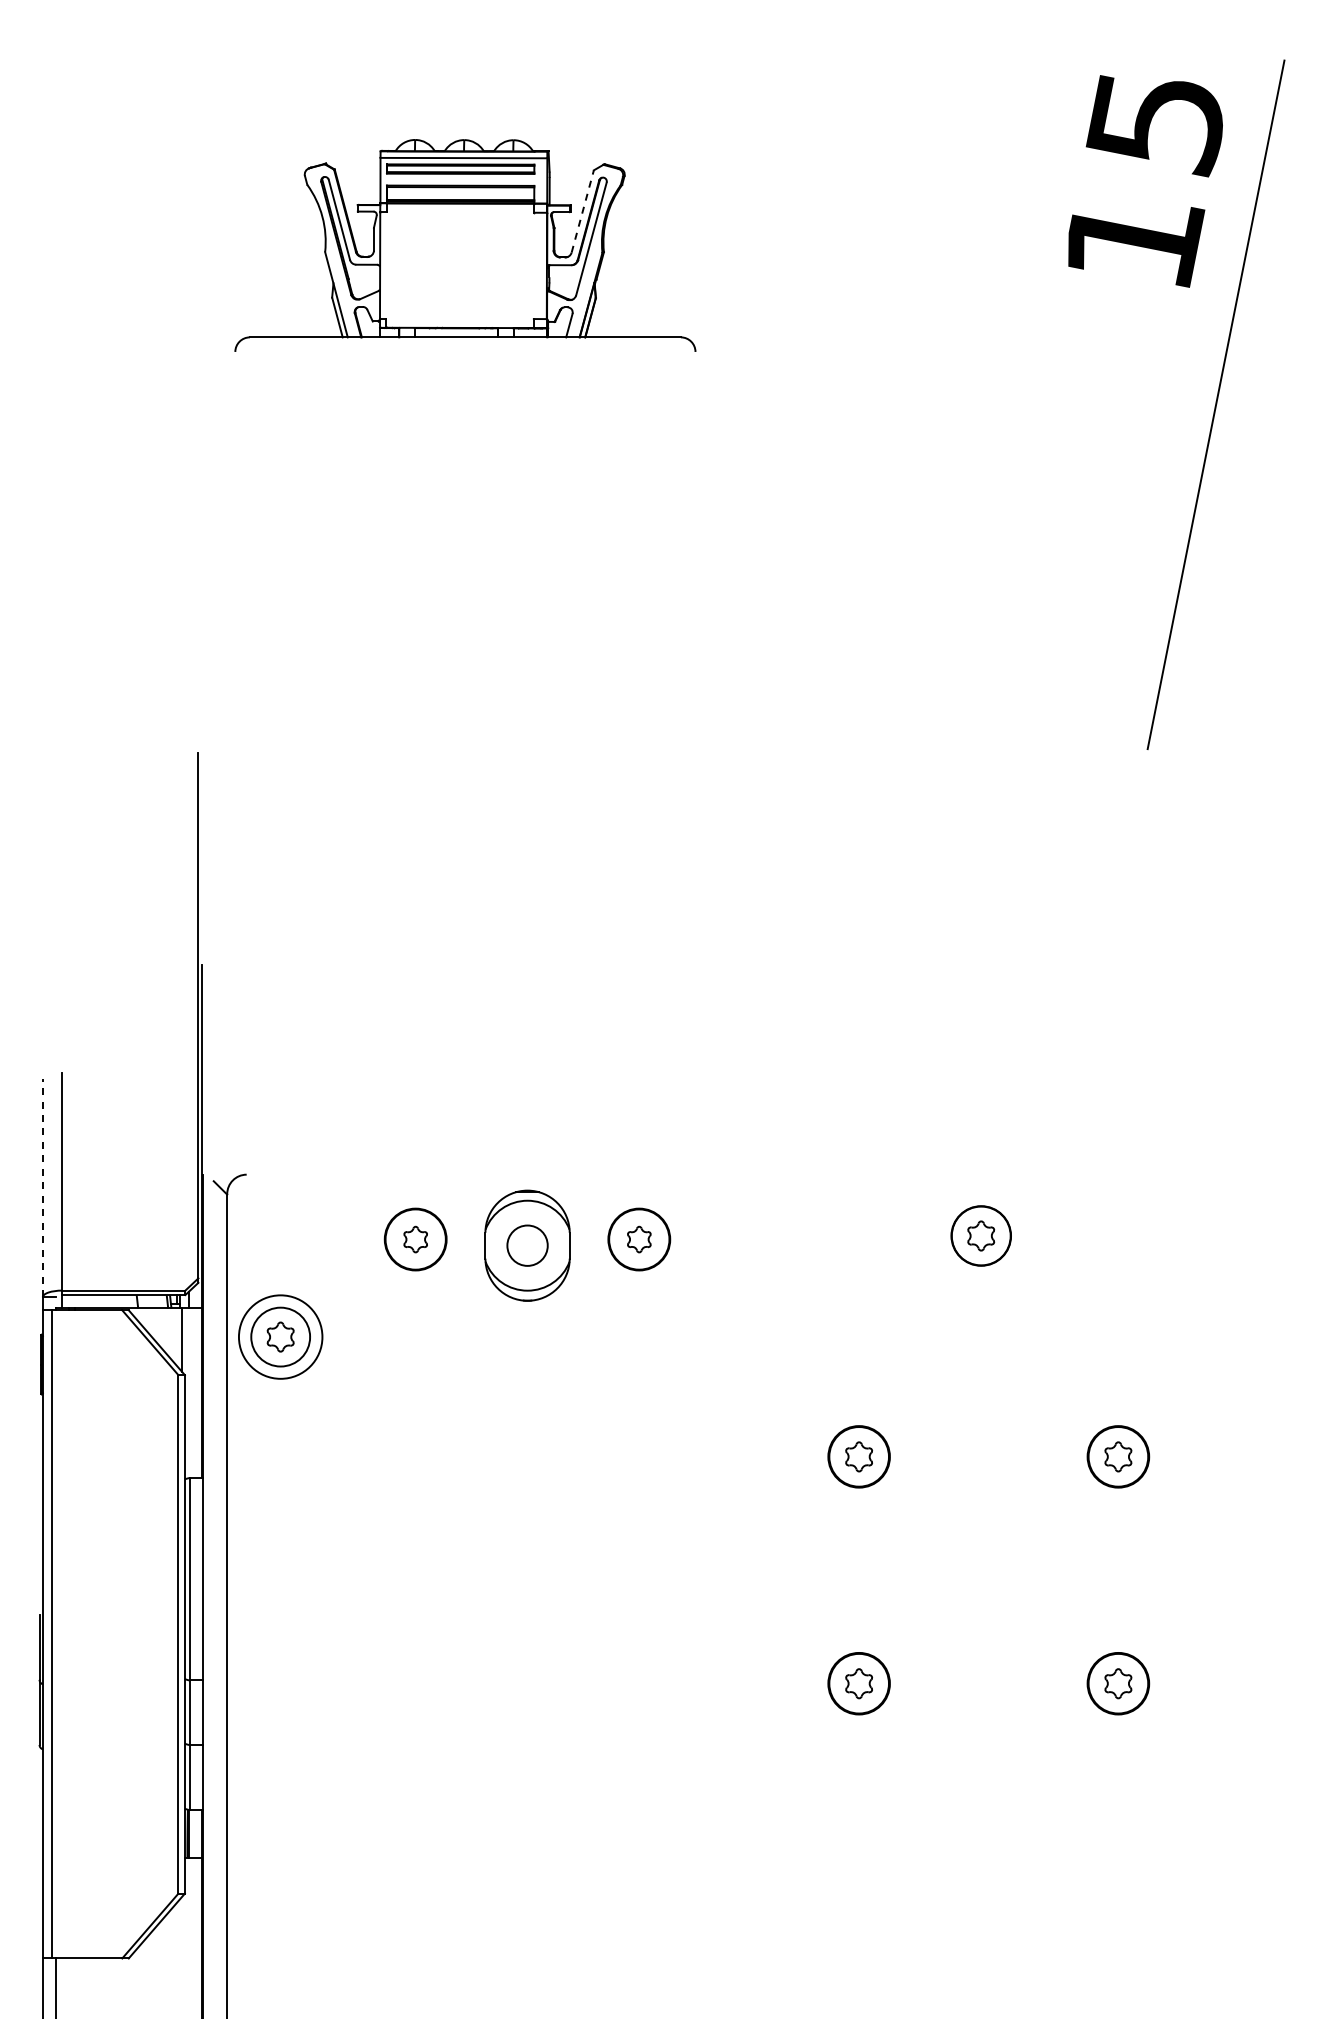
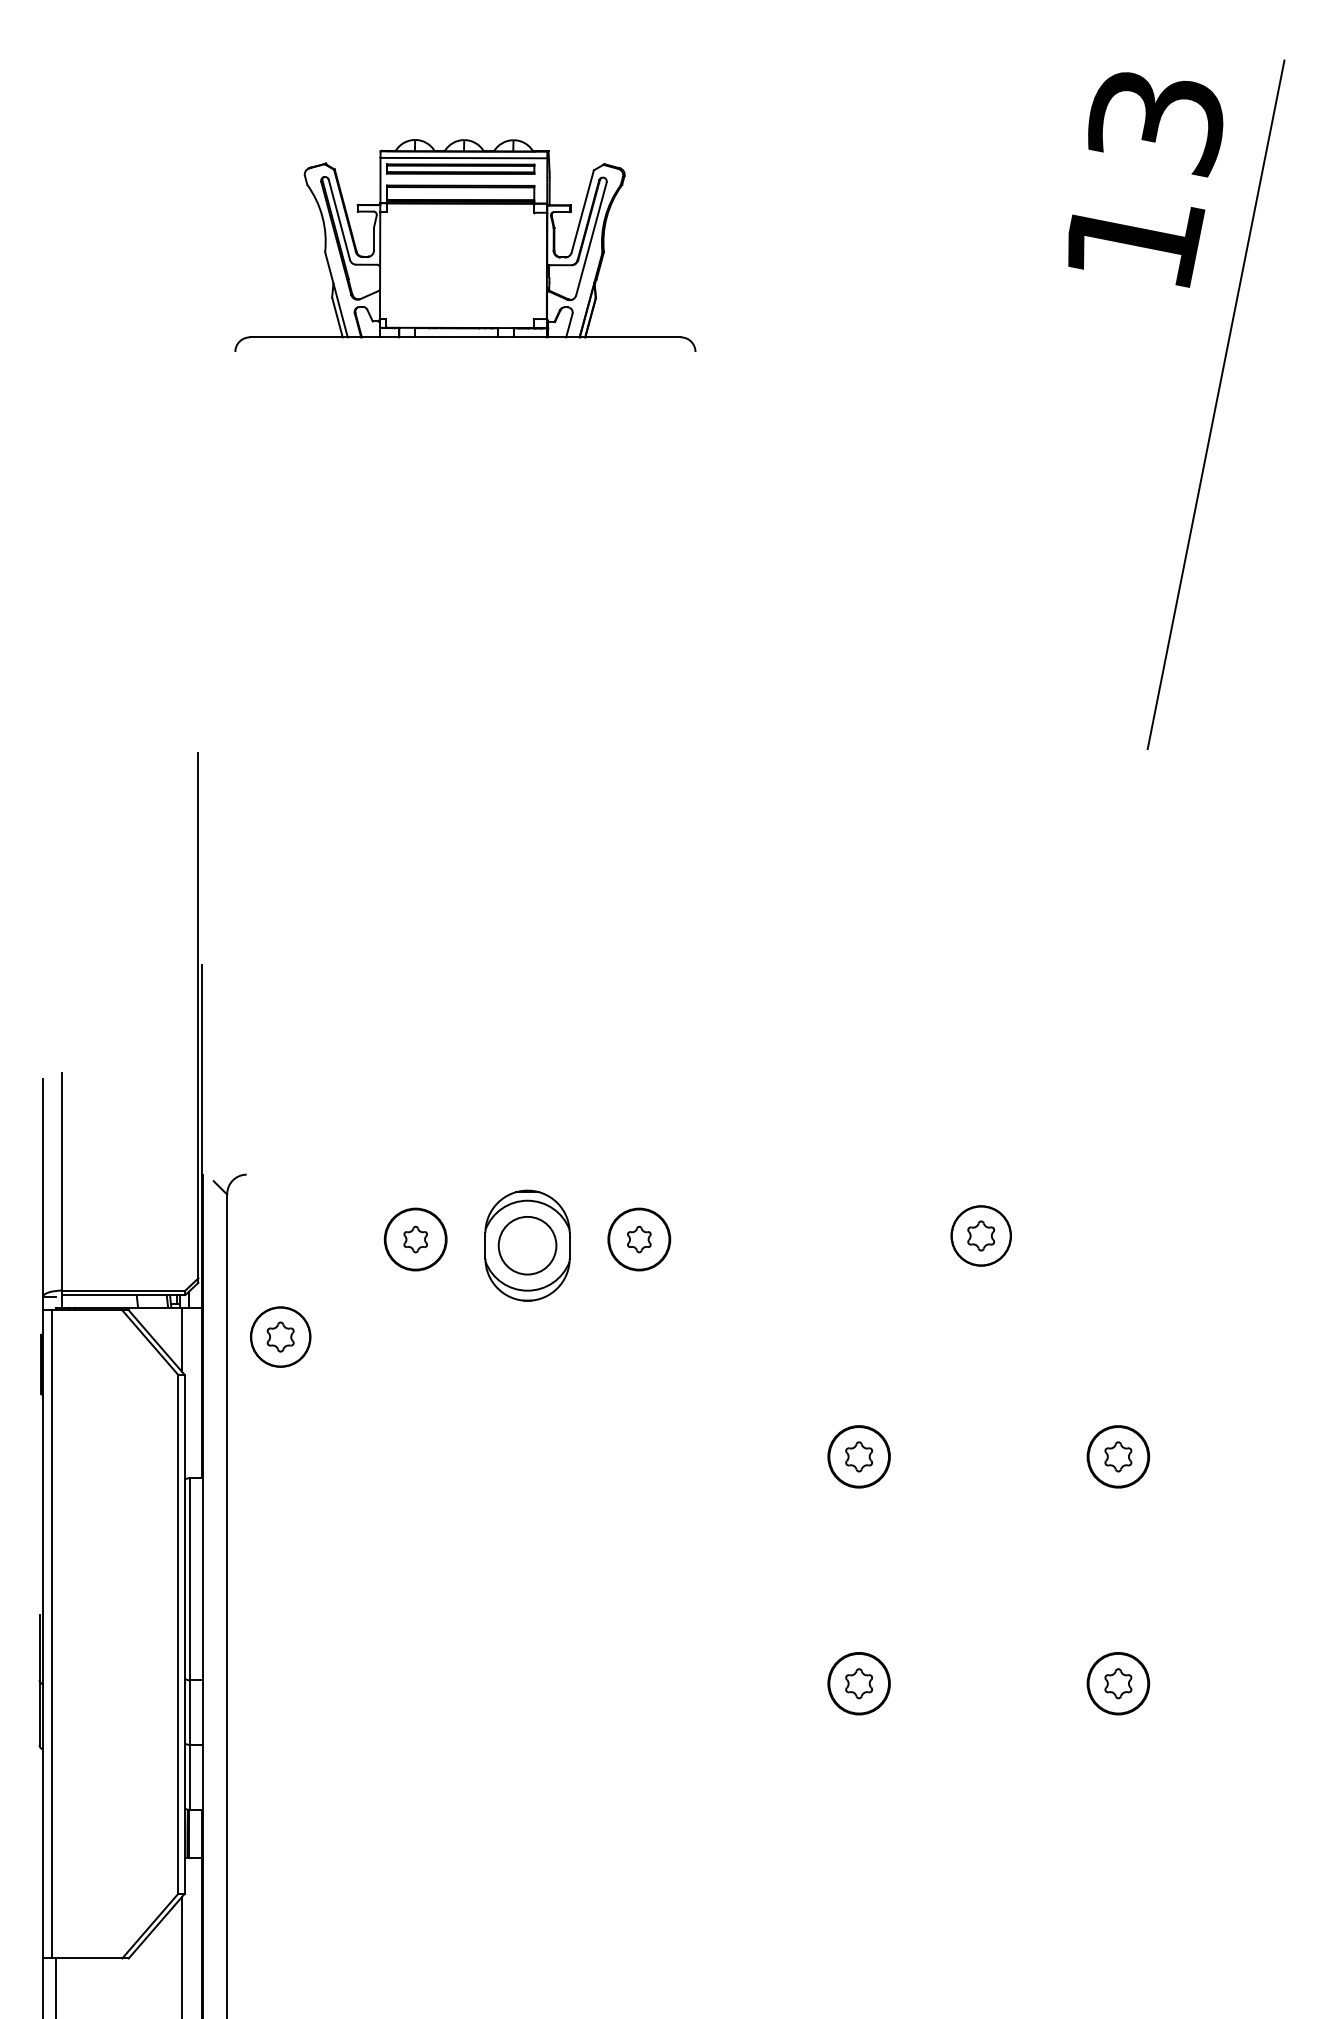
text: 15 -> 13 (1154, 124)
line: dashed -> solid (582, 211)
line: dashed -> solid (42, 1187)
circle diameter: 40 px -> 58 px (527, 1245)
circle diameter: 83 px -> 60 px (280, 1336)
line: none -> present (182, 1955)
